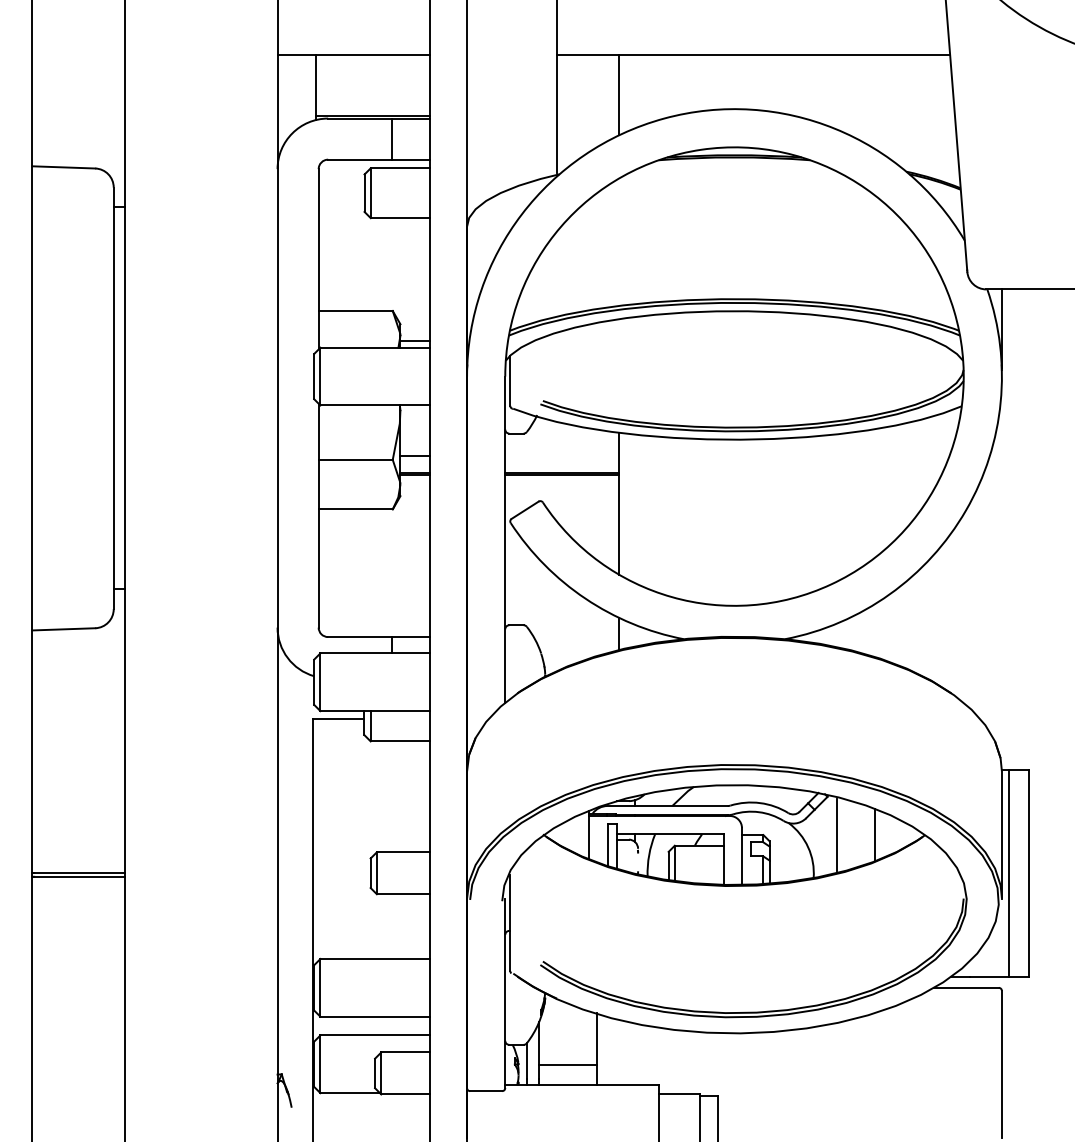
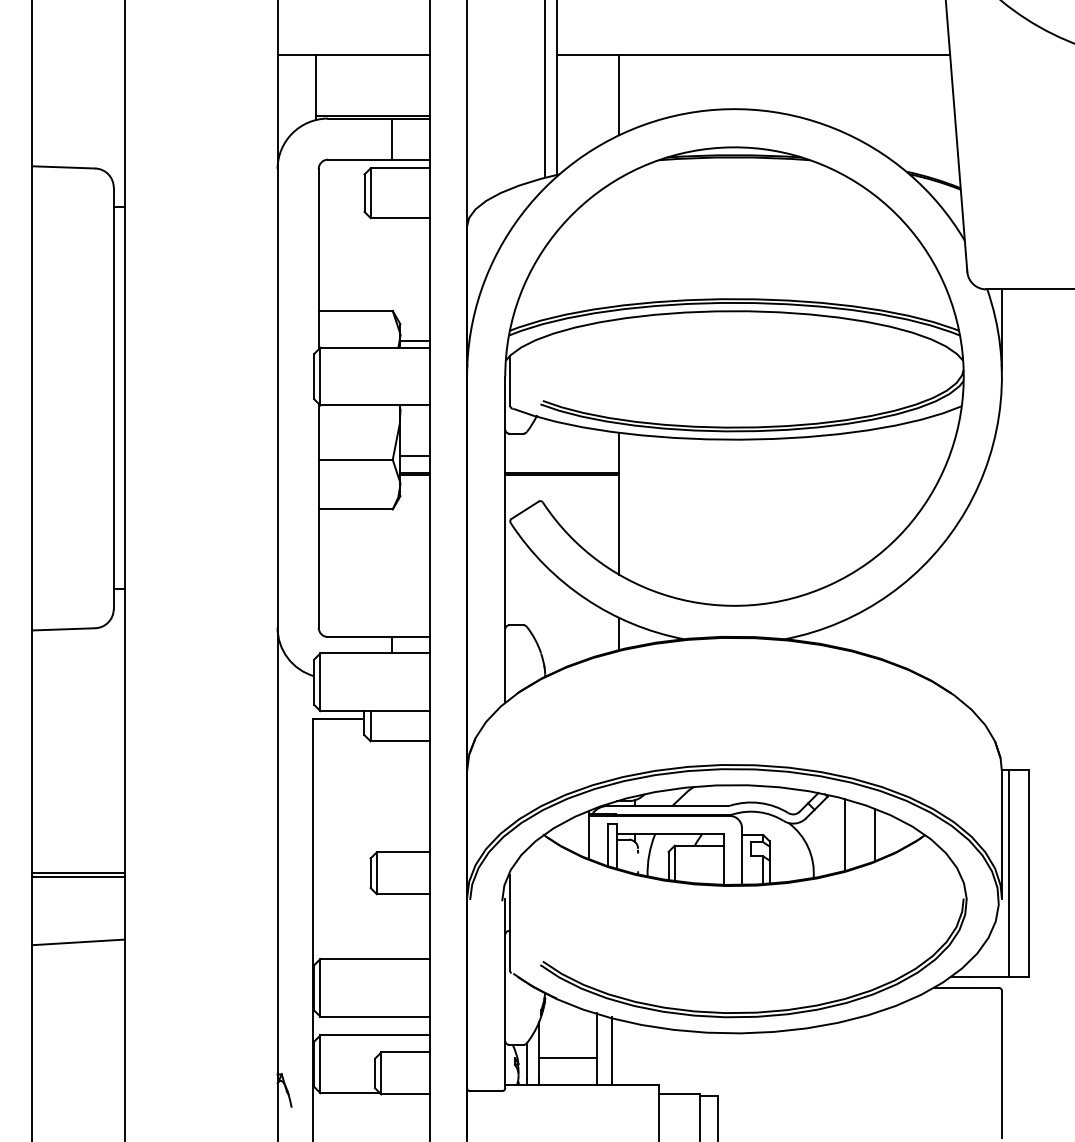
line: none -> present (545, 88)
line position: (836, 834) -> (844, 834) (844, 834)
line: none -> present (78, 942)
line: none -> present (612, 1051)
line position: (567, 1065) -> (567, 1058) (567, 1058)
